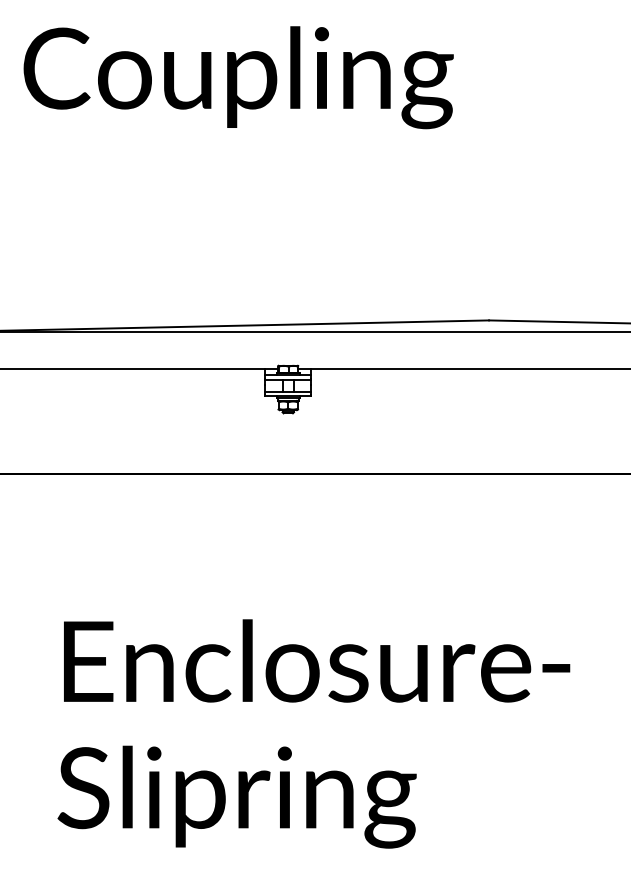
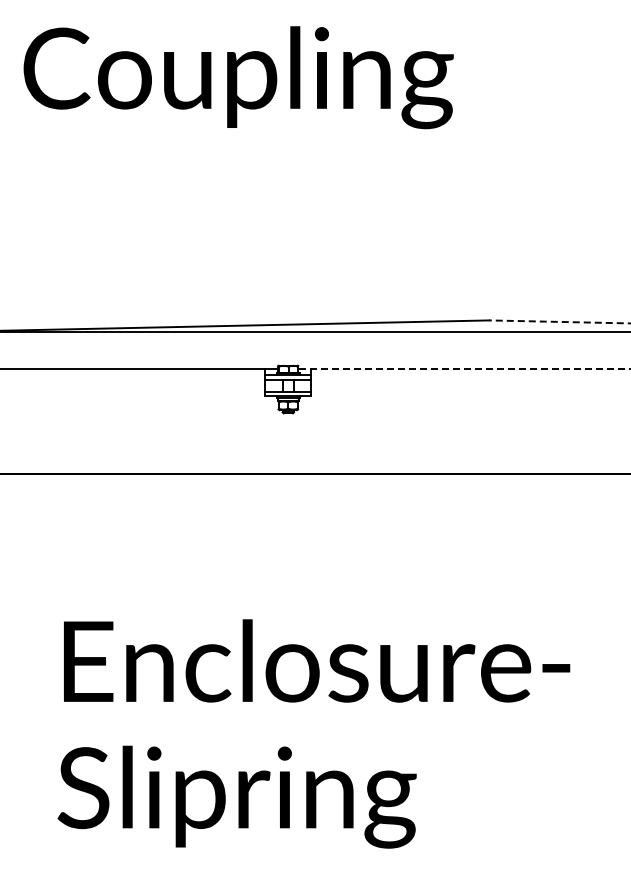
line: solid -> dashed (560, 321)
line: solid -> dashed (464, 368)
